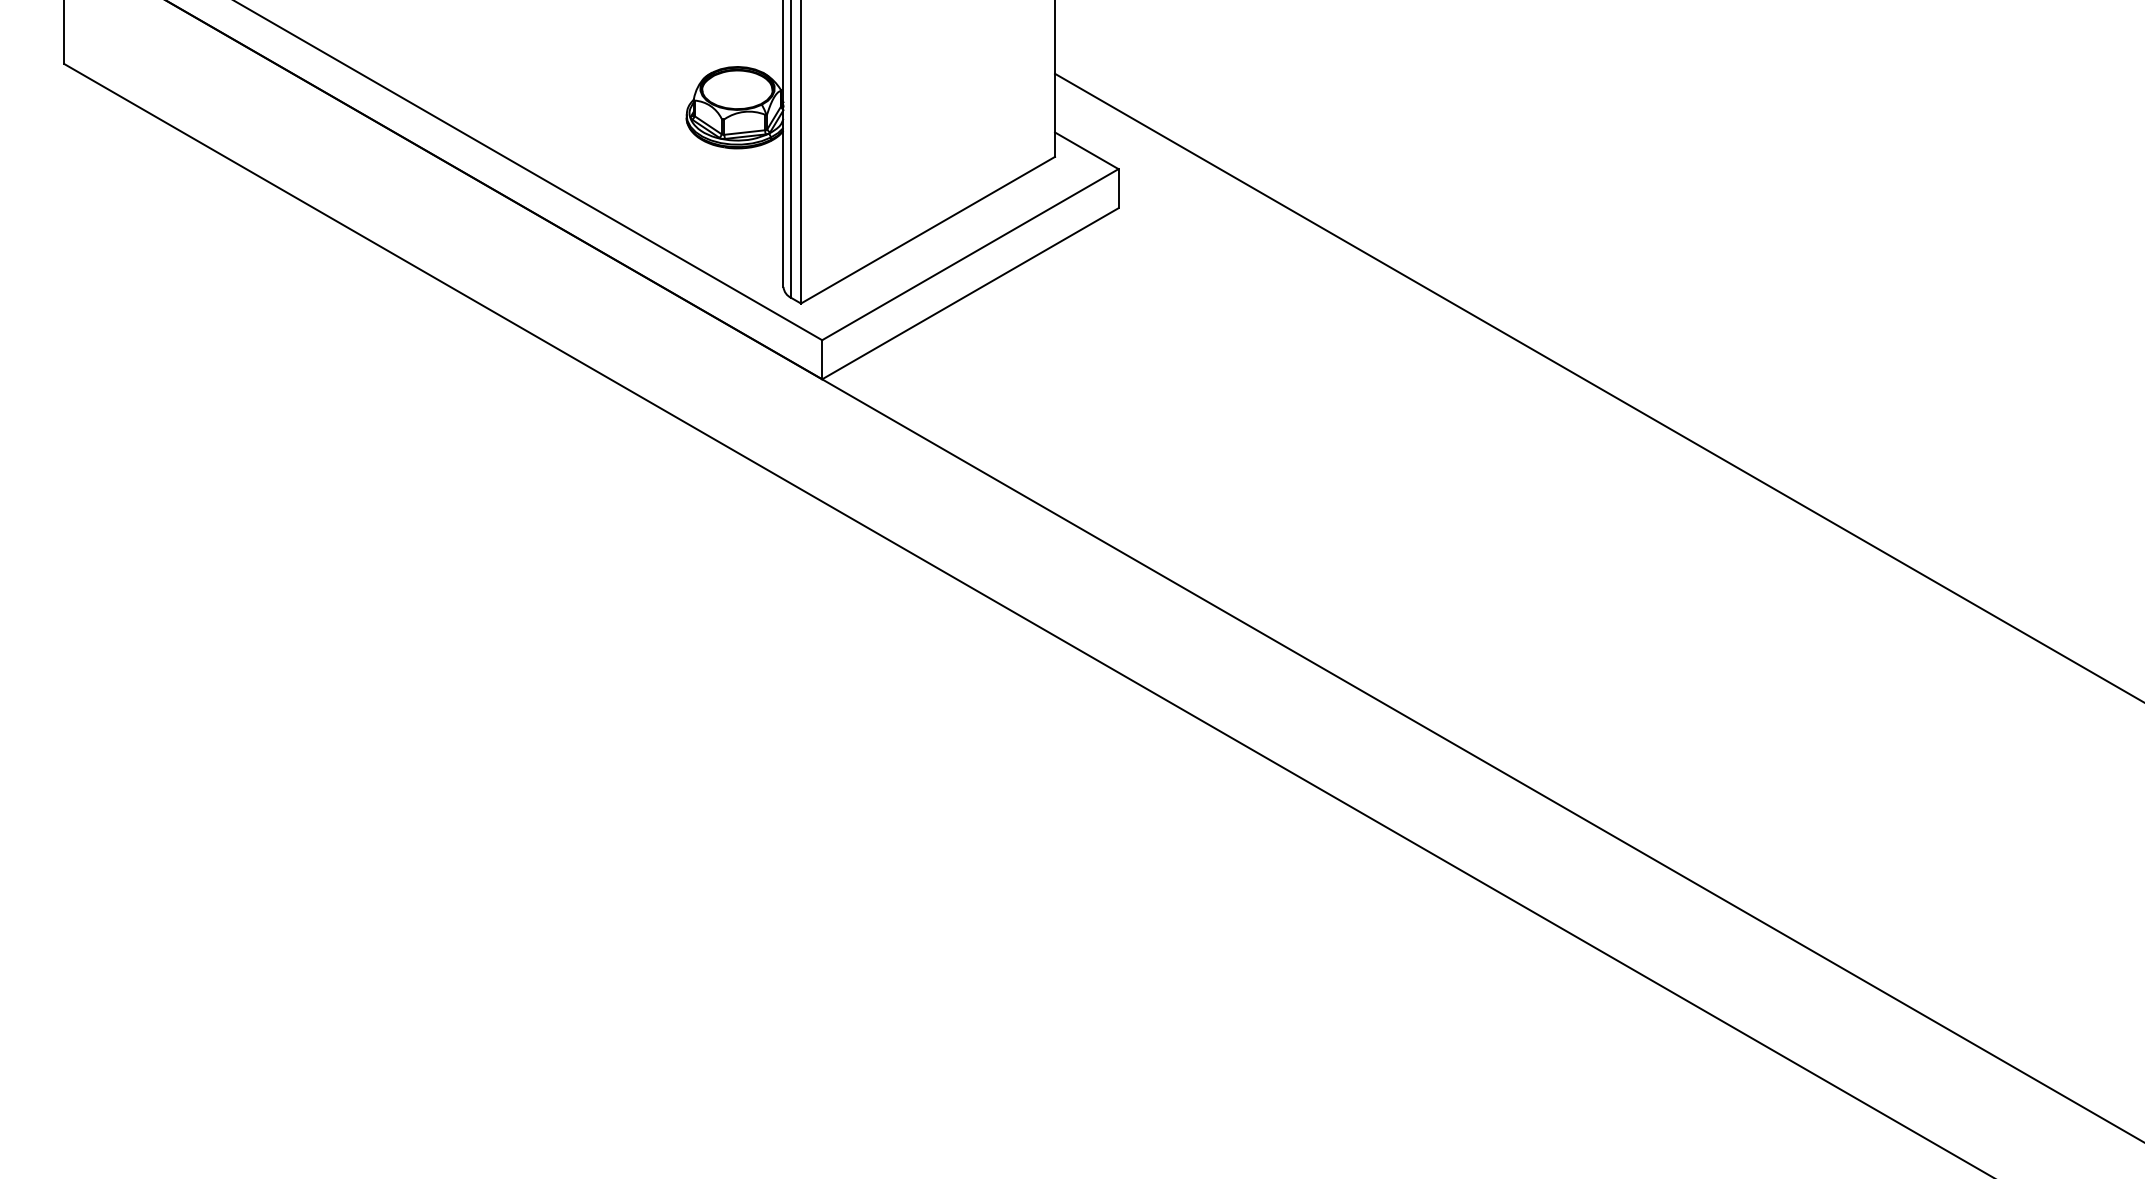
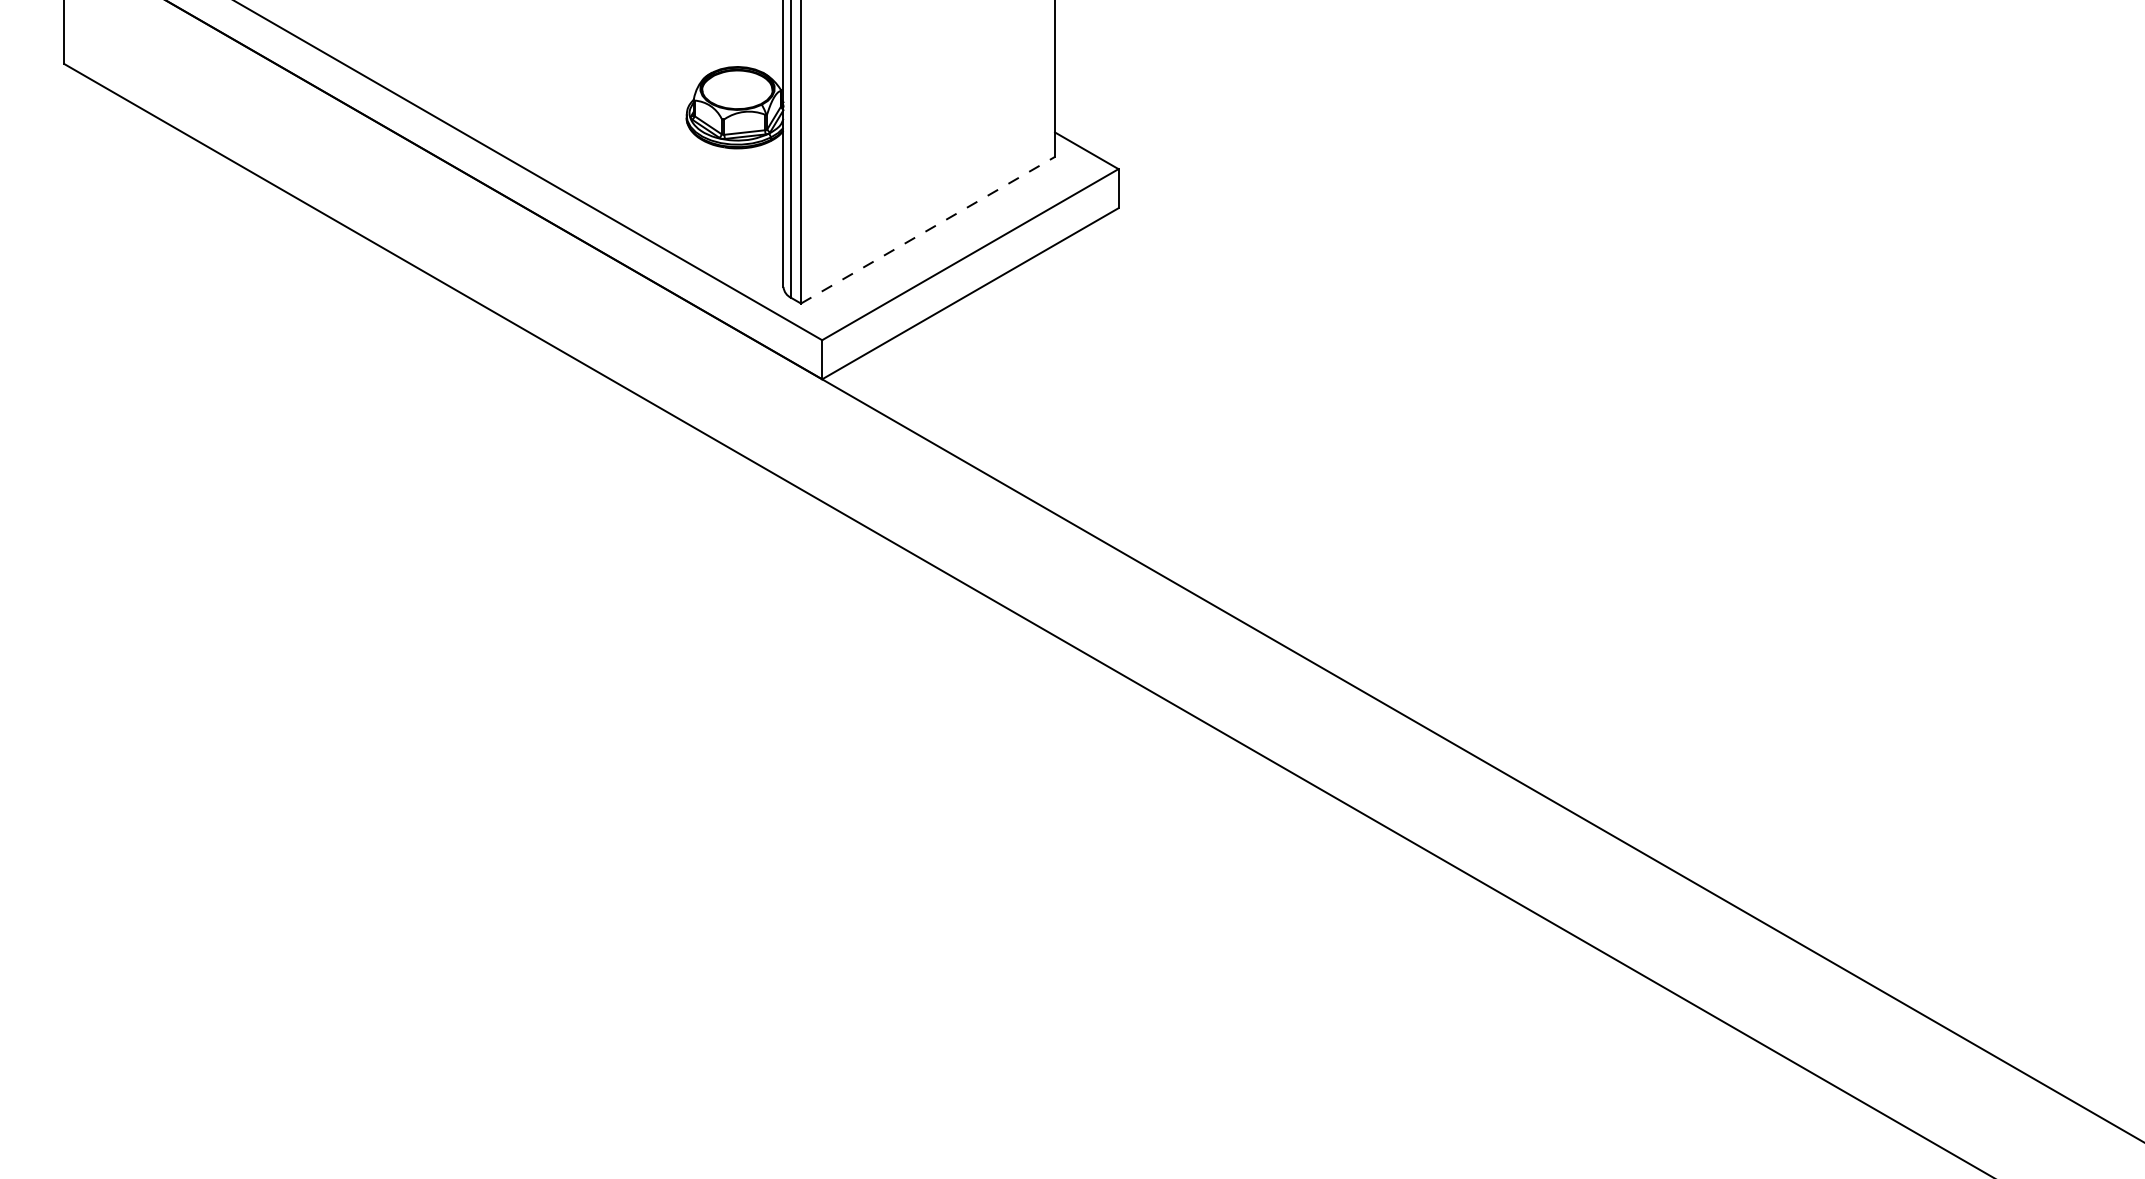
line: solid -> dashed (928, 230)
line: present -> none (1598, 386)
